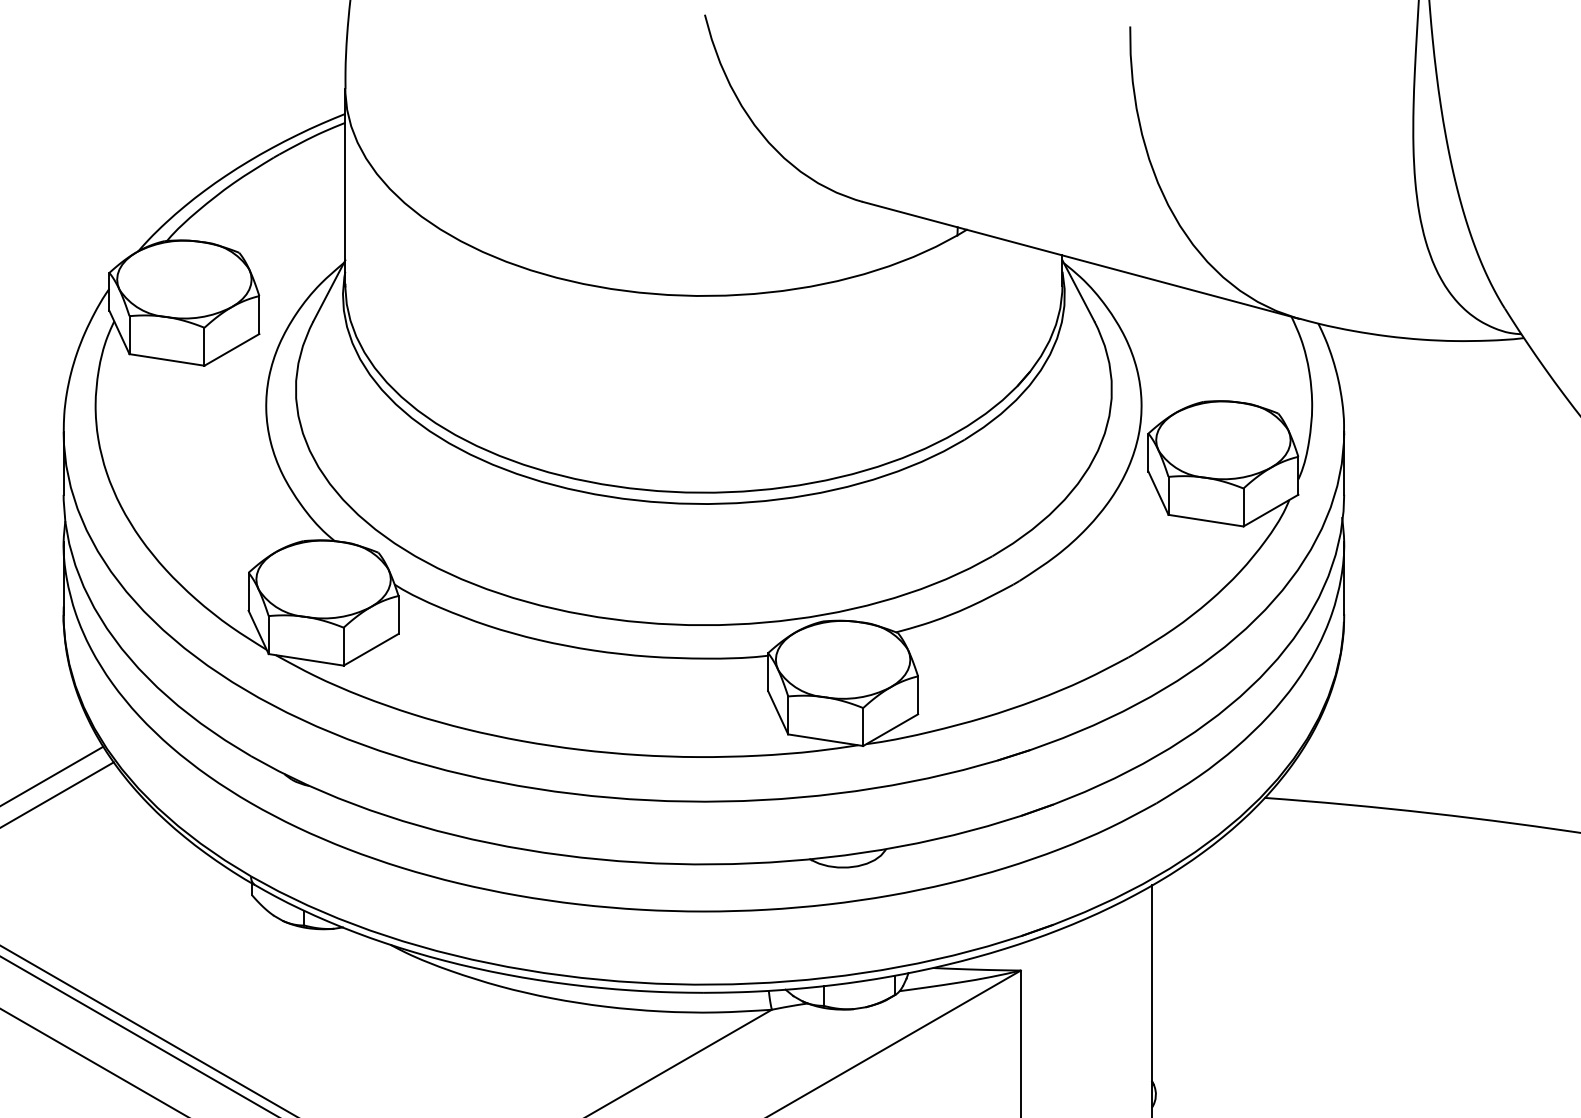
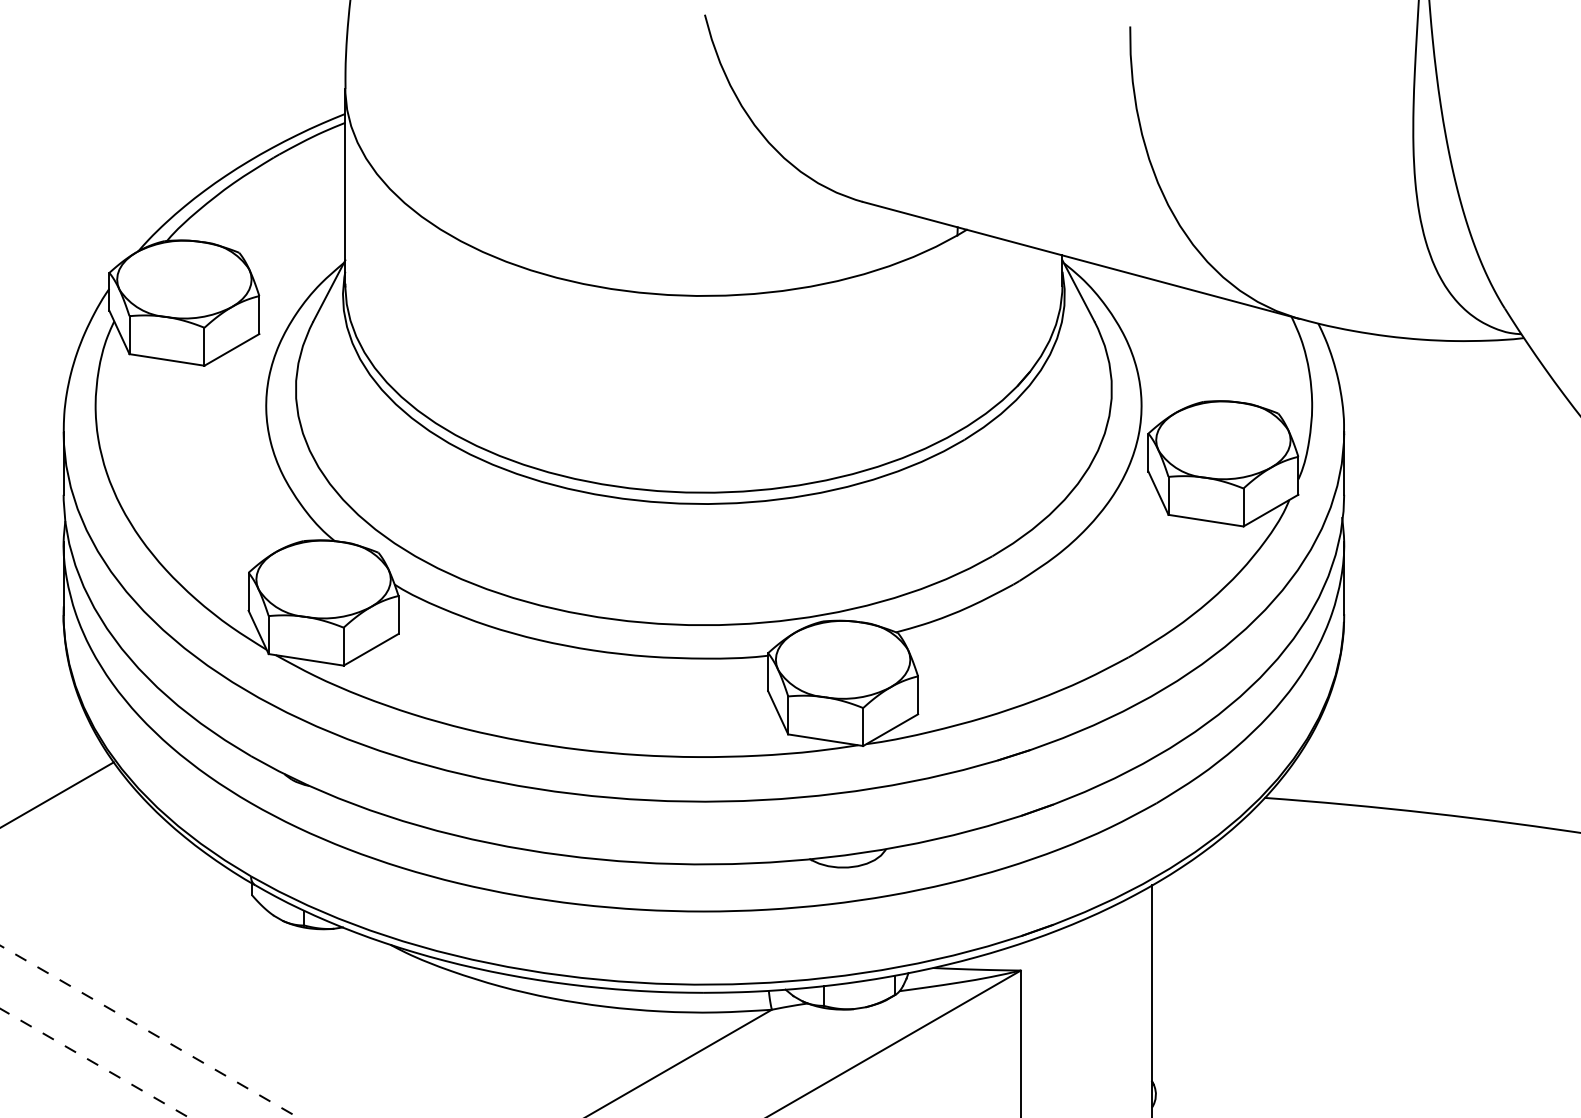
line: present -> none (52, 775)
line: solid -> dashed (149, 1031)
line: present -> none (138, 1035)
line: solid -> dashed (95, 1063)
